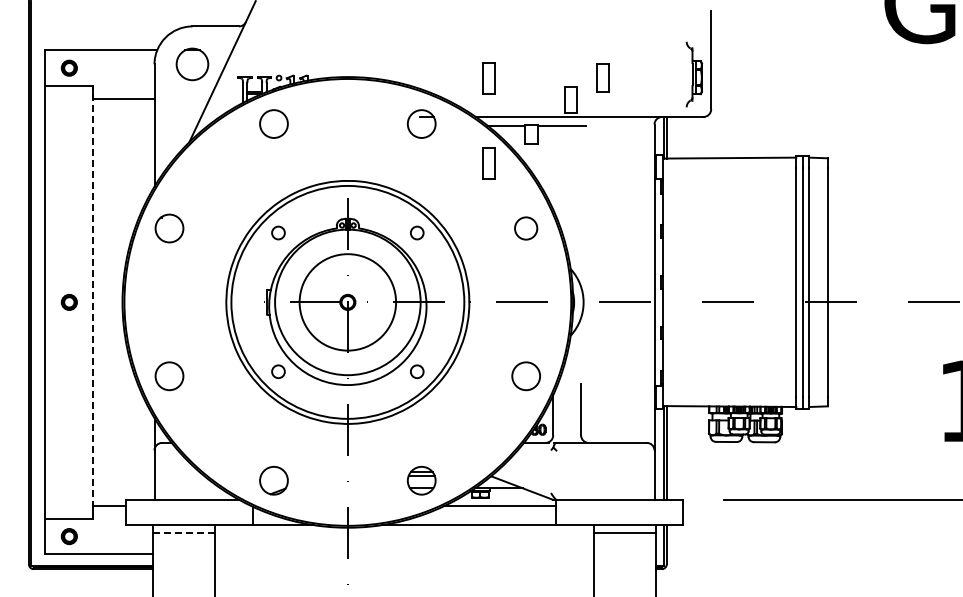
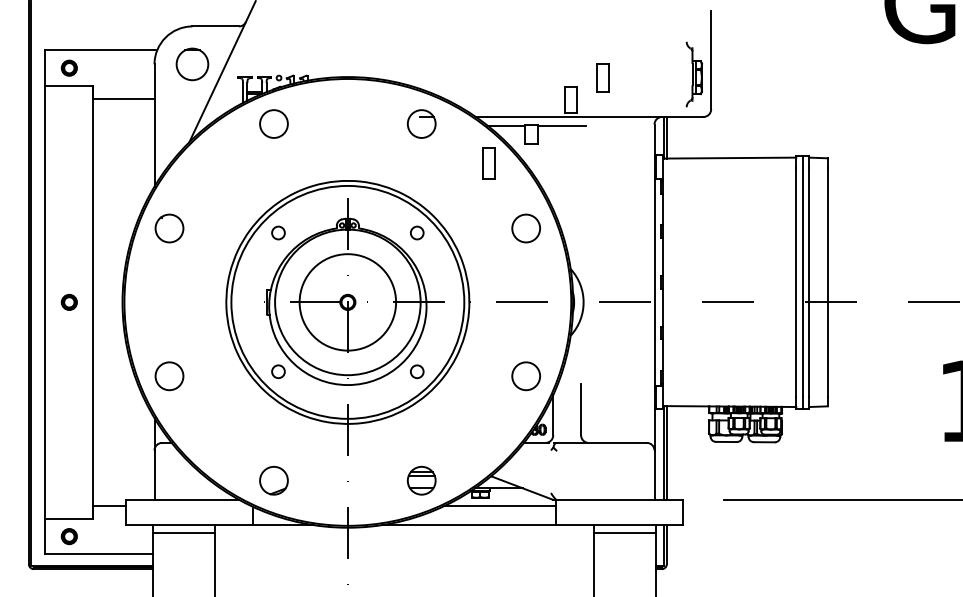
part: present -> none (488, 78)
circle size: 25x25 px -> 30x31 px (525, 228)
line: dashed -> solid (93, 301)
line: dashed -> solid (183, 532)
